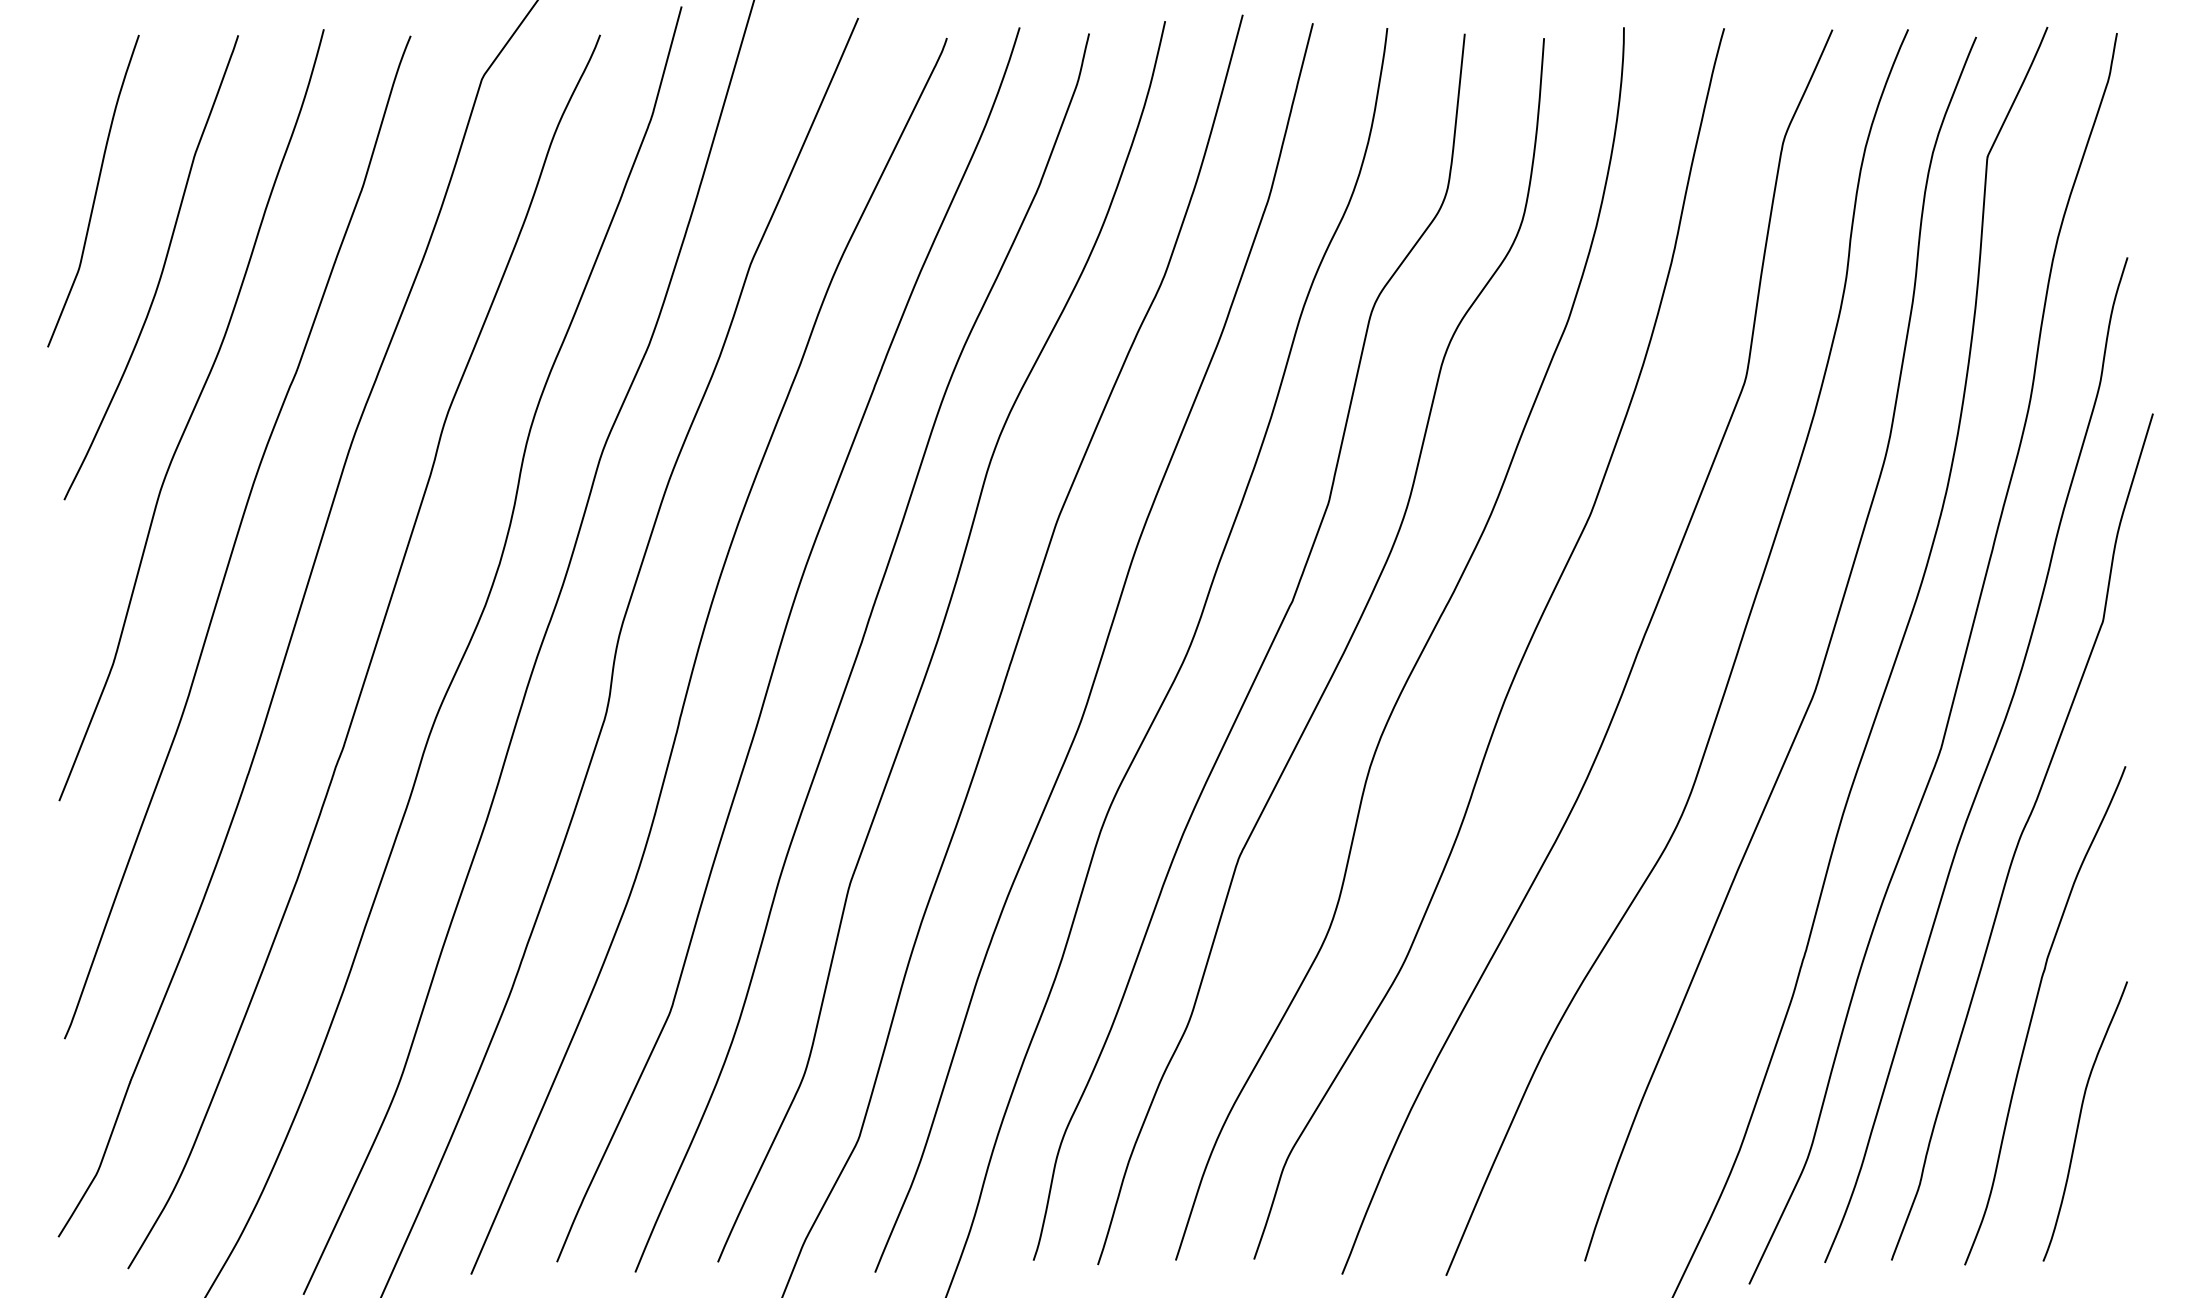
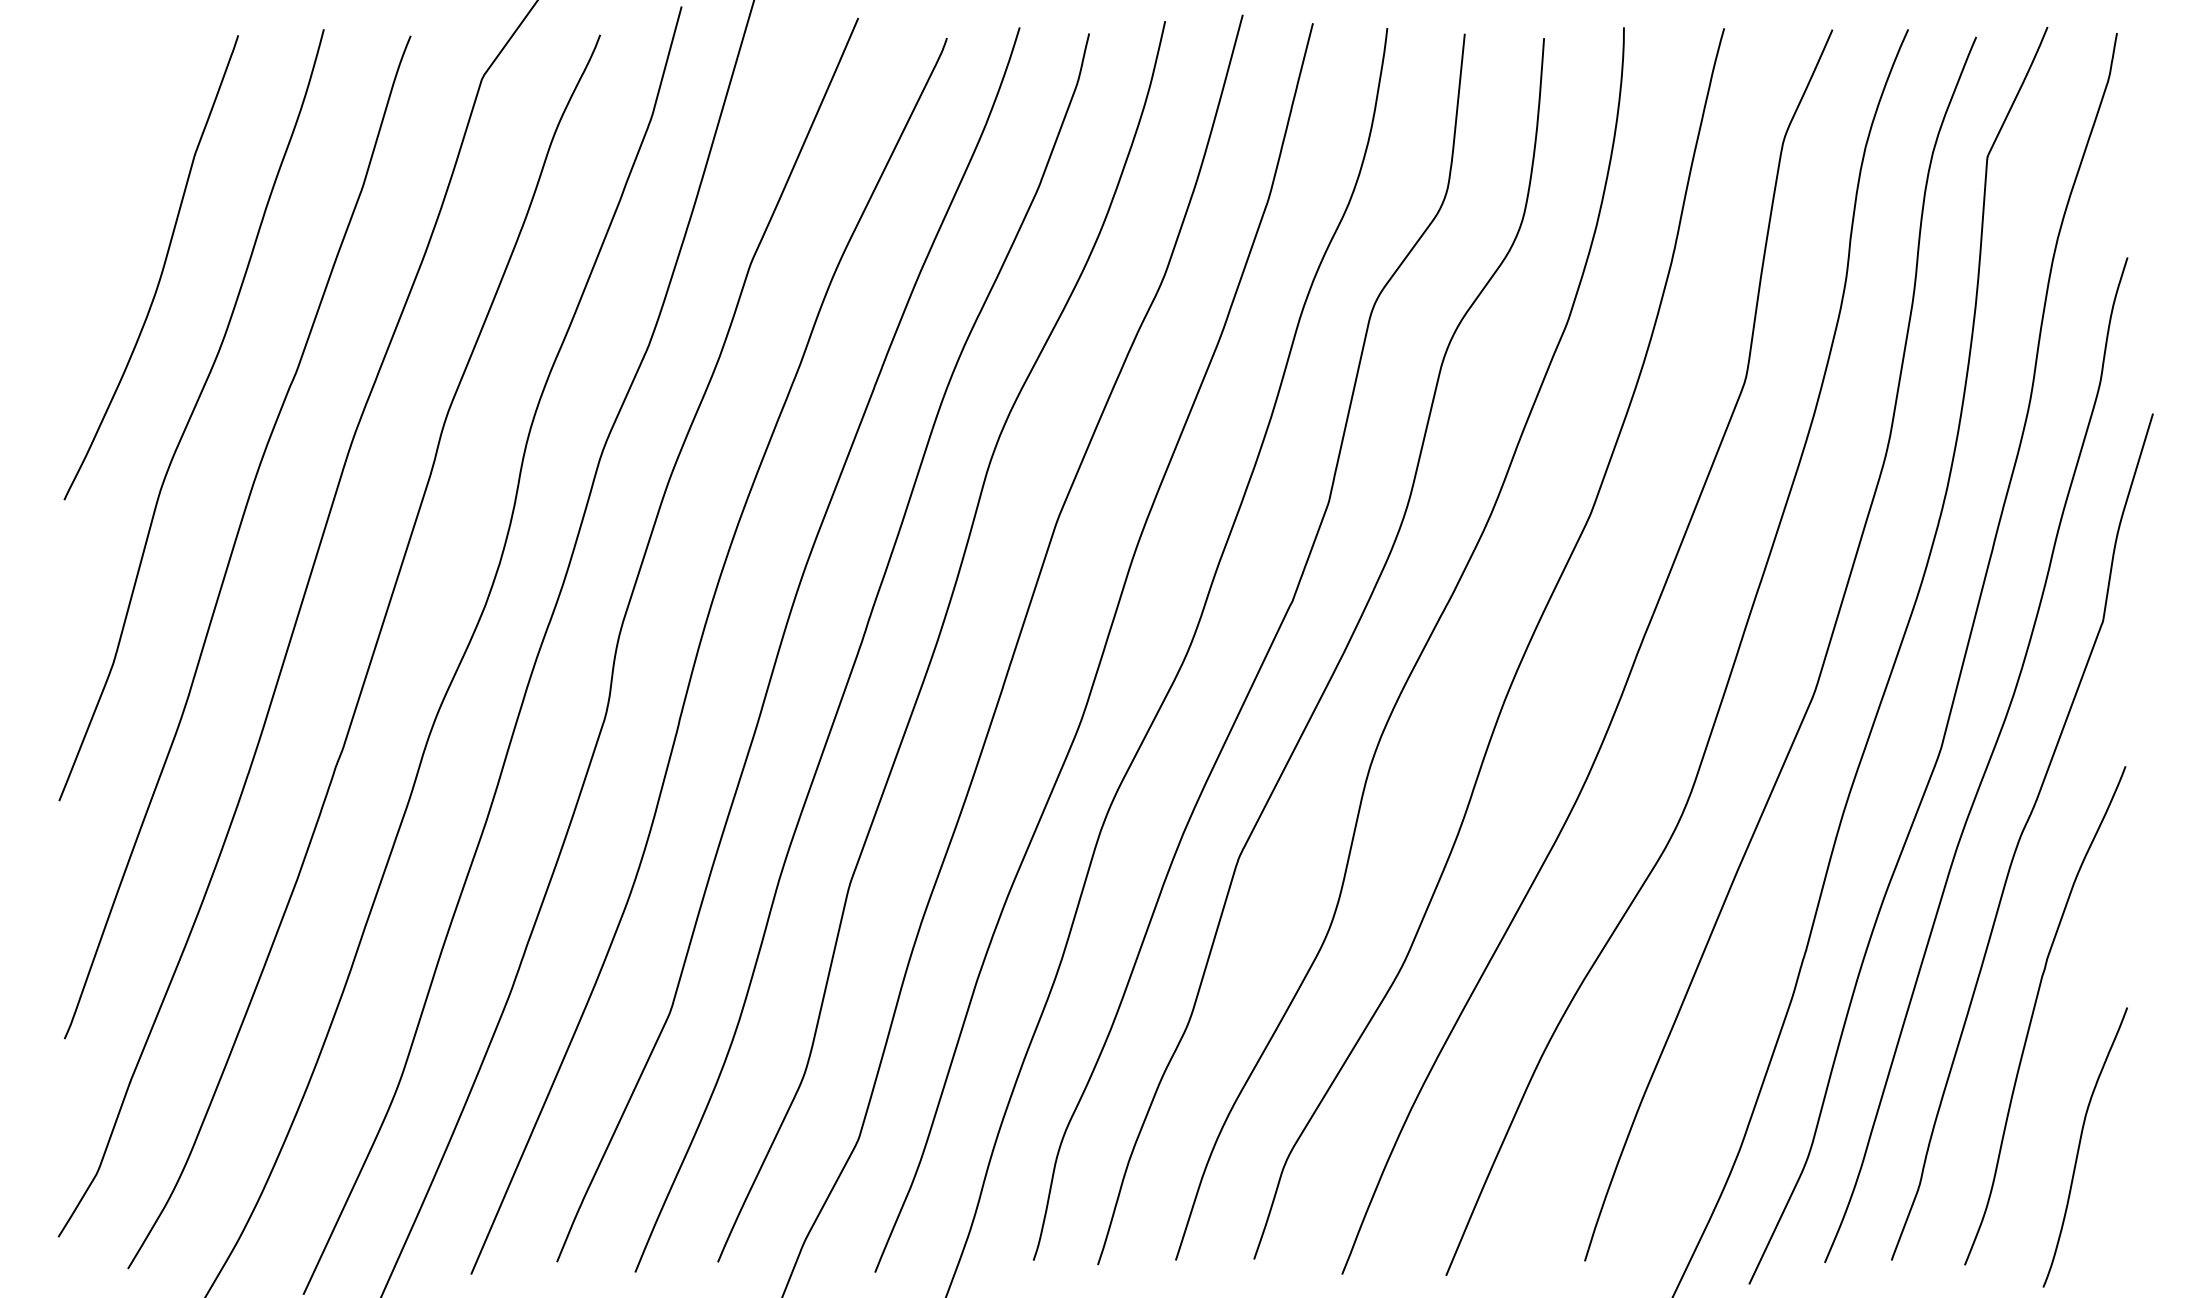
curve: present -> none (95, 190)
curve position: (2080, 1119) -> (2080, 1145) (2080, 1145)
